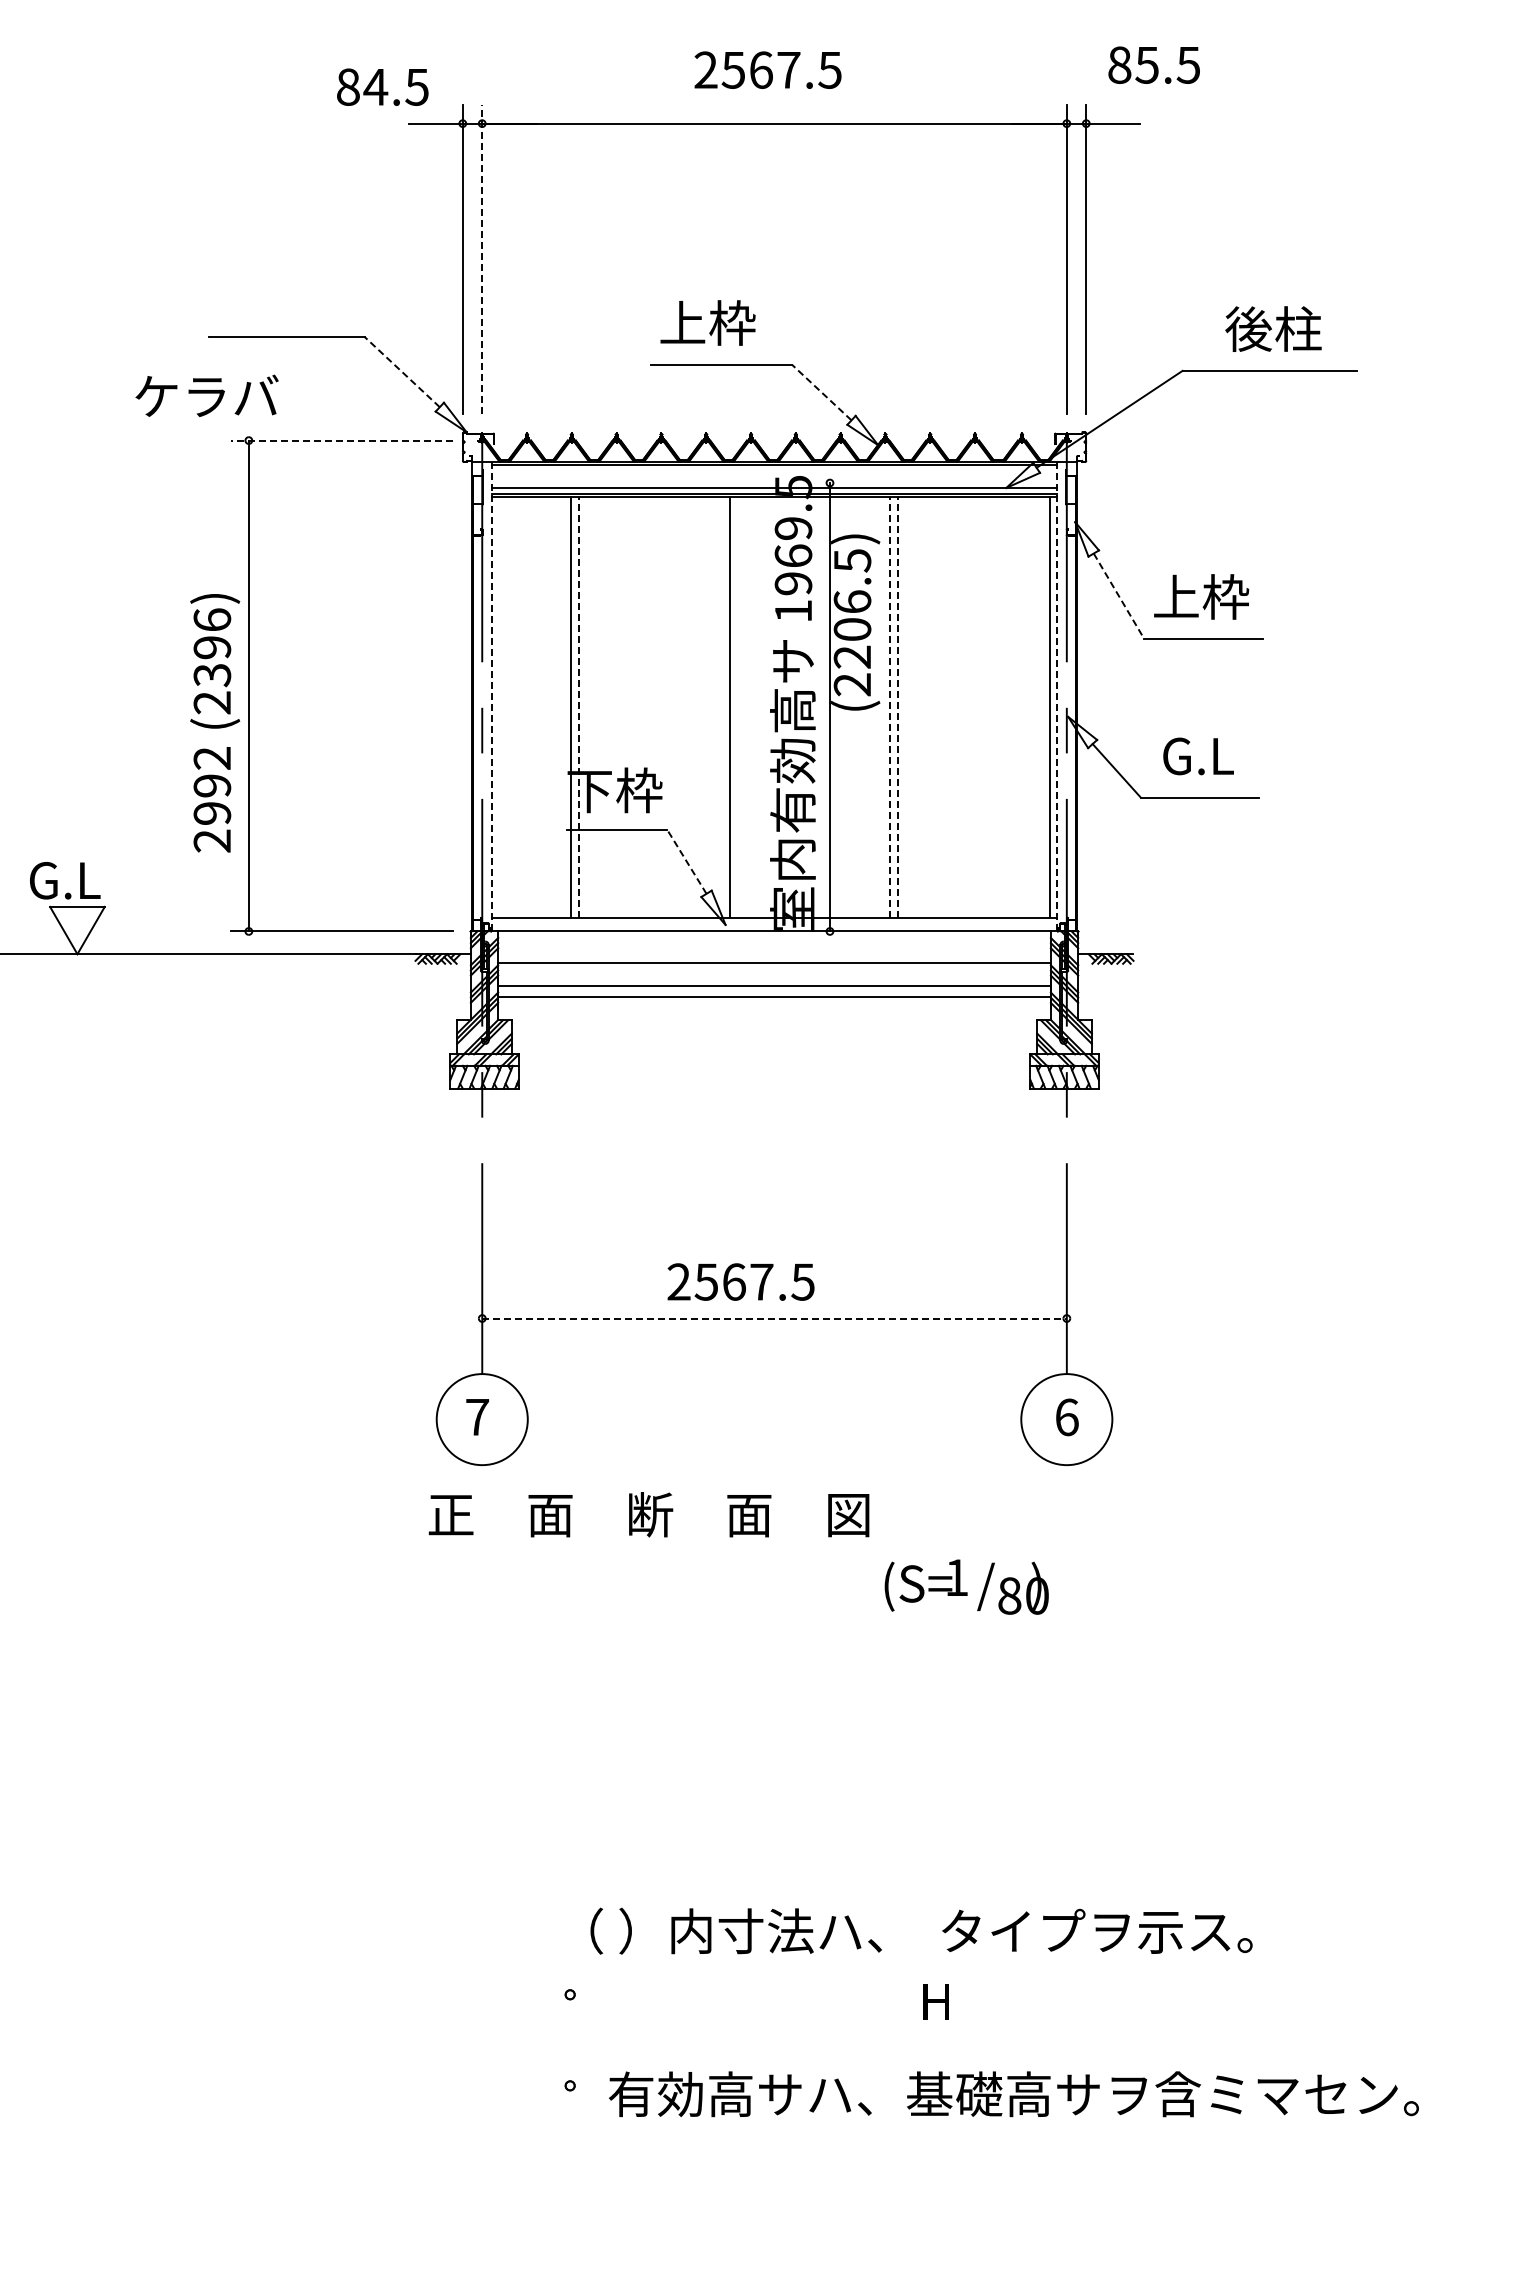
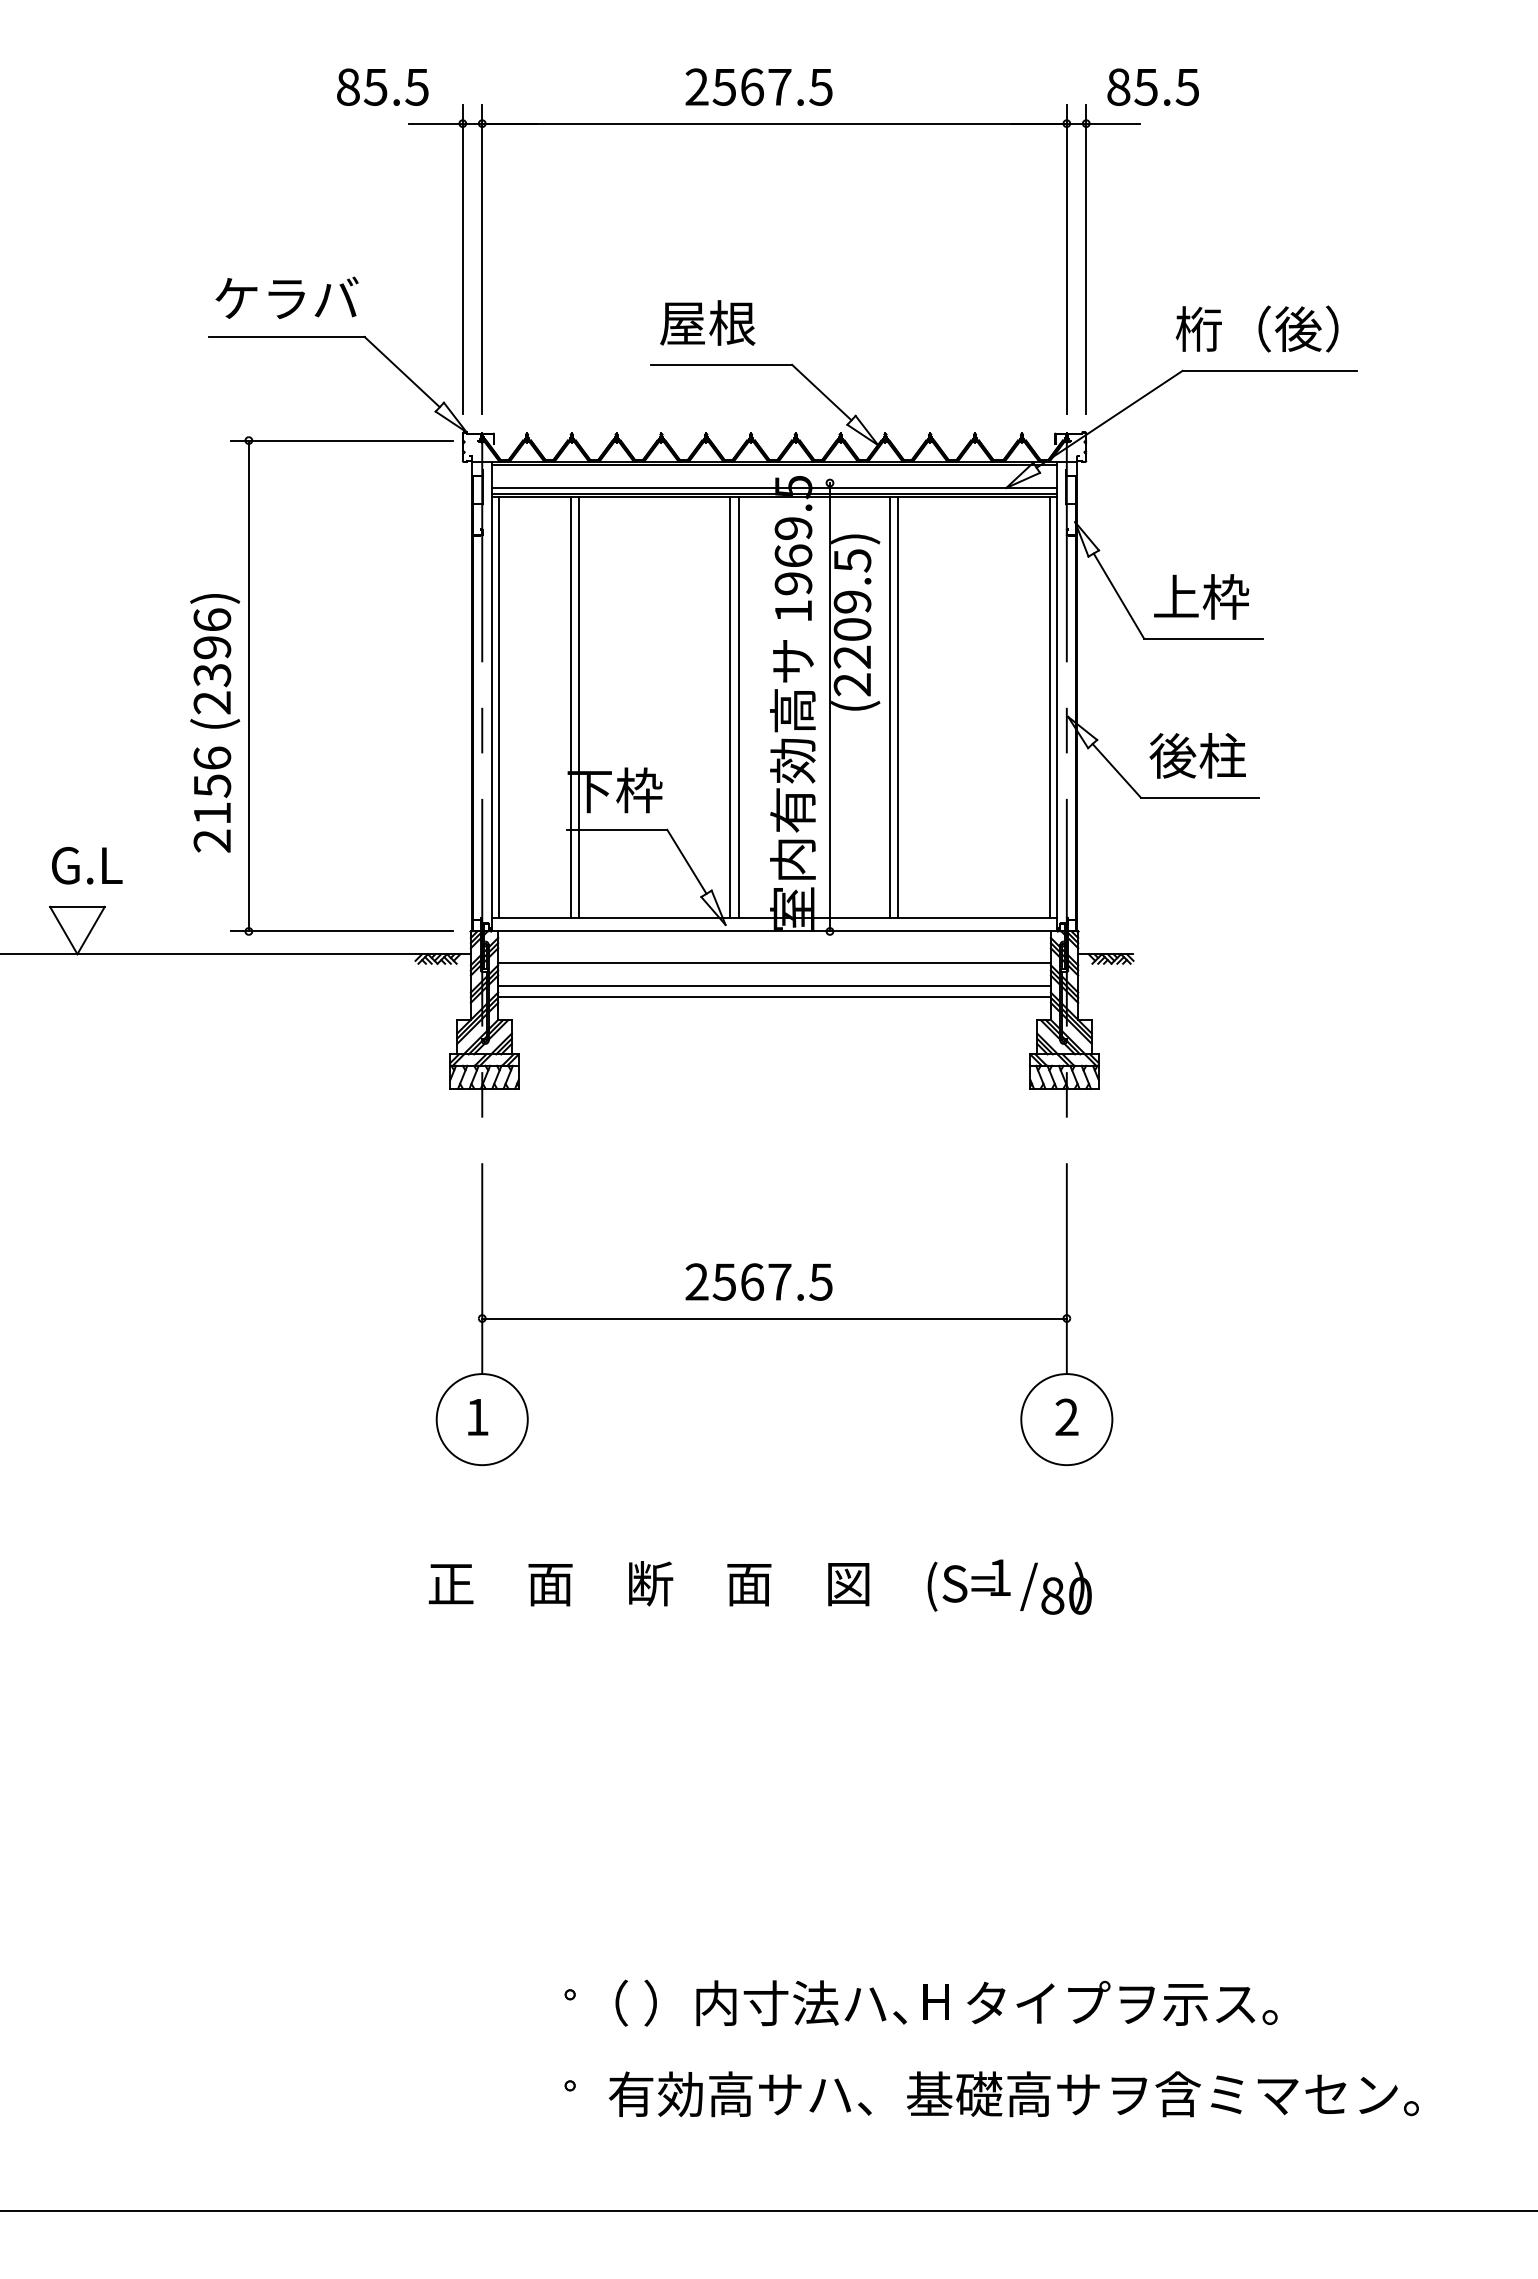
text position: (1153, 64) -> (1152, 86) (1152, 86)
text position: (767, 69) -> (758, 86) (758, 86)
text: 84.5 -> 85.5 (375, 87)
line: dashed -> solid (482, 259)
text: 上枠 -> 屋根 (707, 322)
text: 後柱 -> 桁（後） (1256, 328)
line: dashed -> solid (401, 371)
line: dashed -> solid (821, 392)
text position: (206, 395) -> (286, 297) (286, 297)
line: dashed -> solid (341, 440)
line: dashed -> solid (1118, 596)
text: (2206.5) -> (2209.5) (852, 601)
line: dashed -> solid (491, 696)
line: dashed -> solid (1057, 696)
line: none -> present (498, 707)
line: dashed -> solid (579, 707)
line: none -> present (738, 707)
line: dashed -> solid (890, 707)
line: dashed -> solid (898, 707)
text: G.L -> 後柱 (1197, 755)
text: 2992 -> 2156 (212, 785)
line: dashed -> solid (686, 861)
text position: (65, 880) -> (87, 865) (87, 865)
text position: (740, 1281) -> (758, 1281) (758, 1281)
line: dashed -> solid (775, 1318)
text: 7 -> 1 (477, 1417)
text: 6 -> 2 (1066, 1417)
text position: (648, 1514) -> (648, 1583) (648, 1583)
text position: (966, 1586) -> (1009, 1586) (1009, 1586)
text position: (921, 1930) -> (946, 2002) (946, 2002)
line: none -> present (768, 2210)
